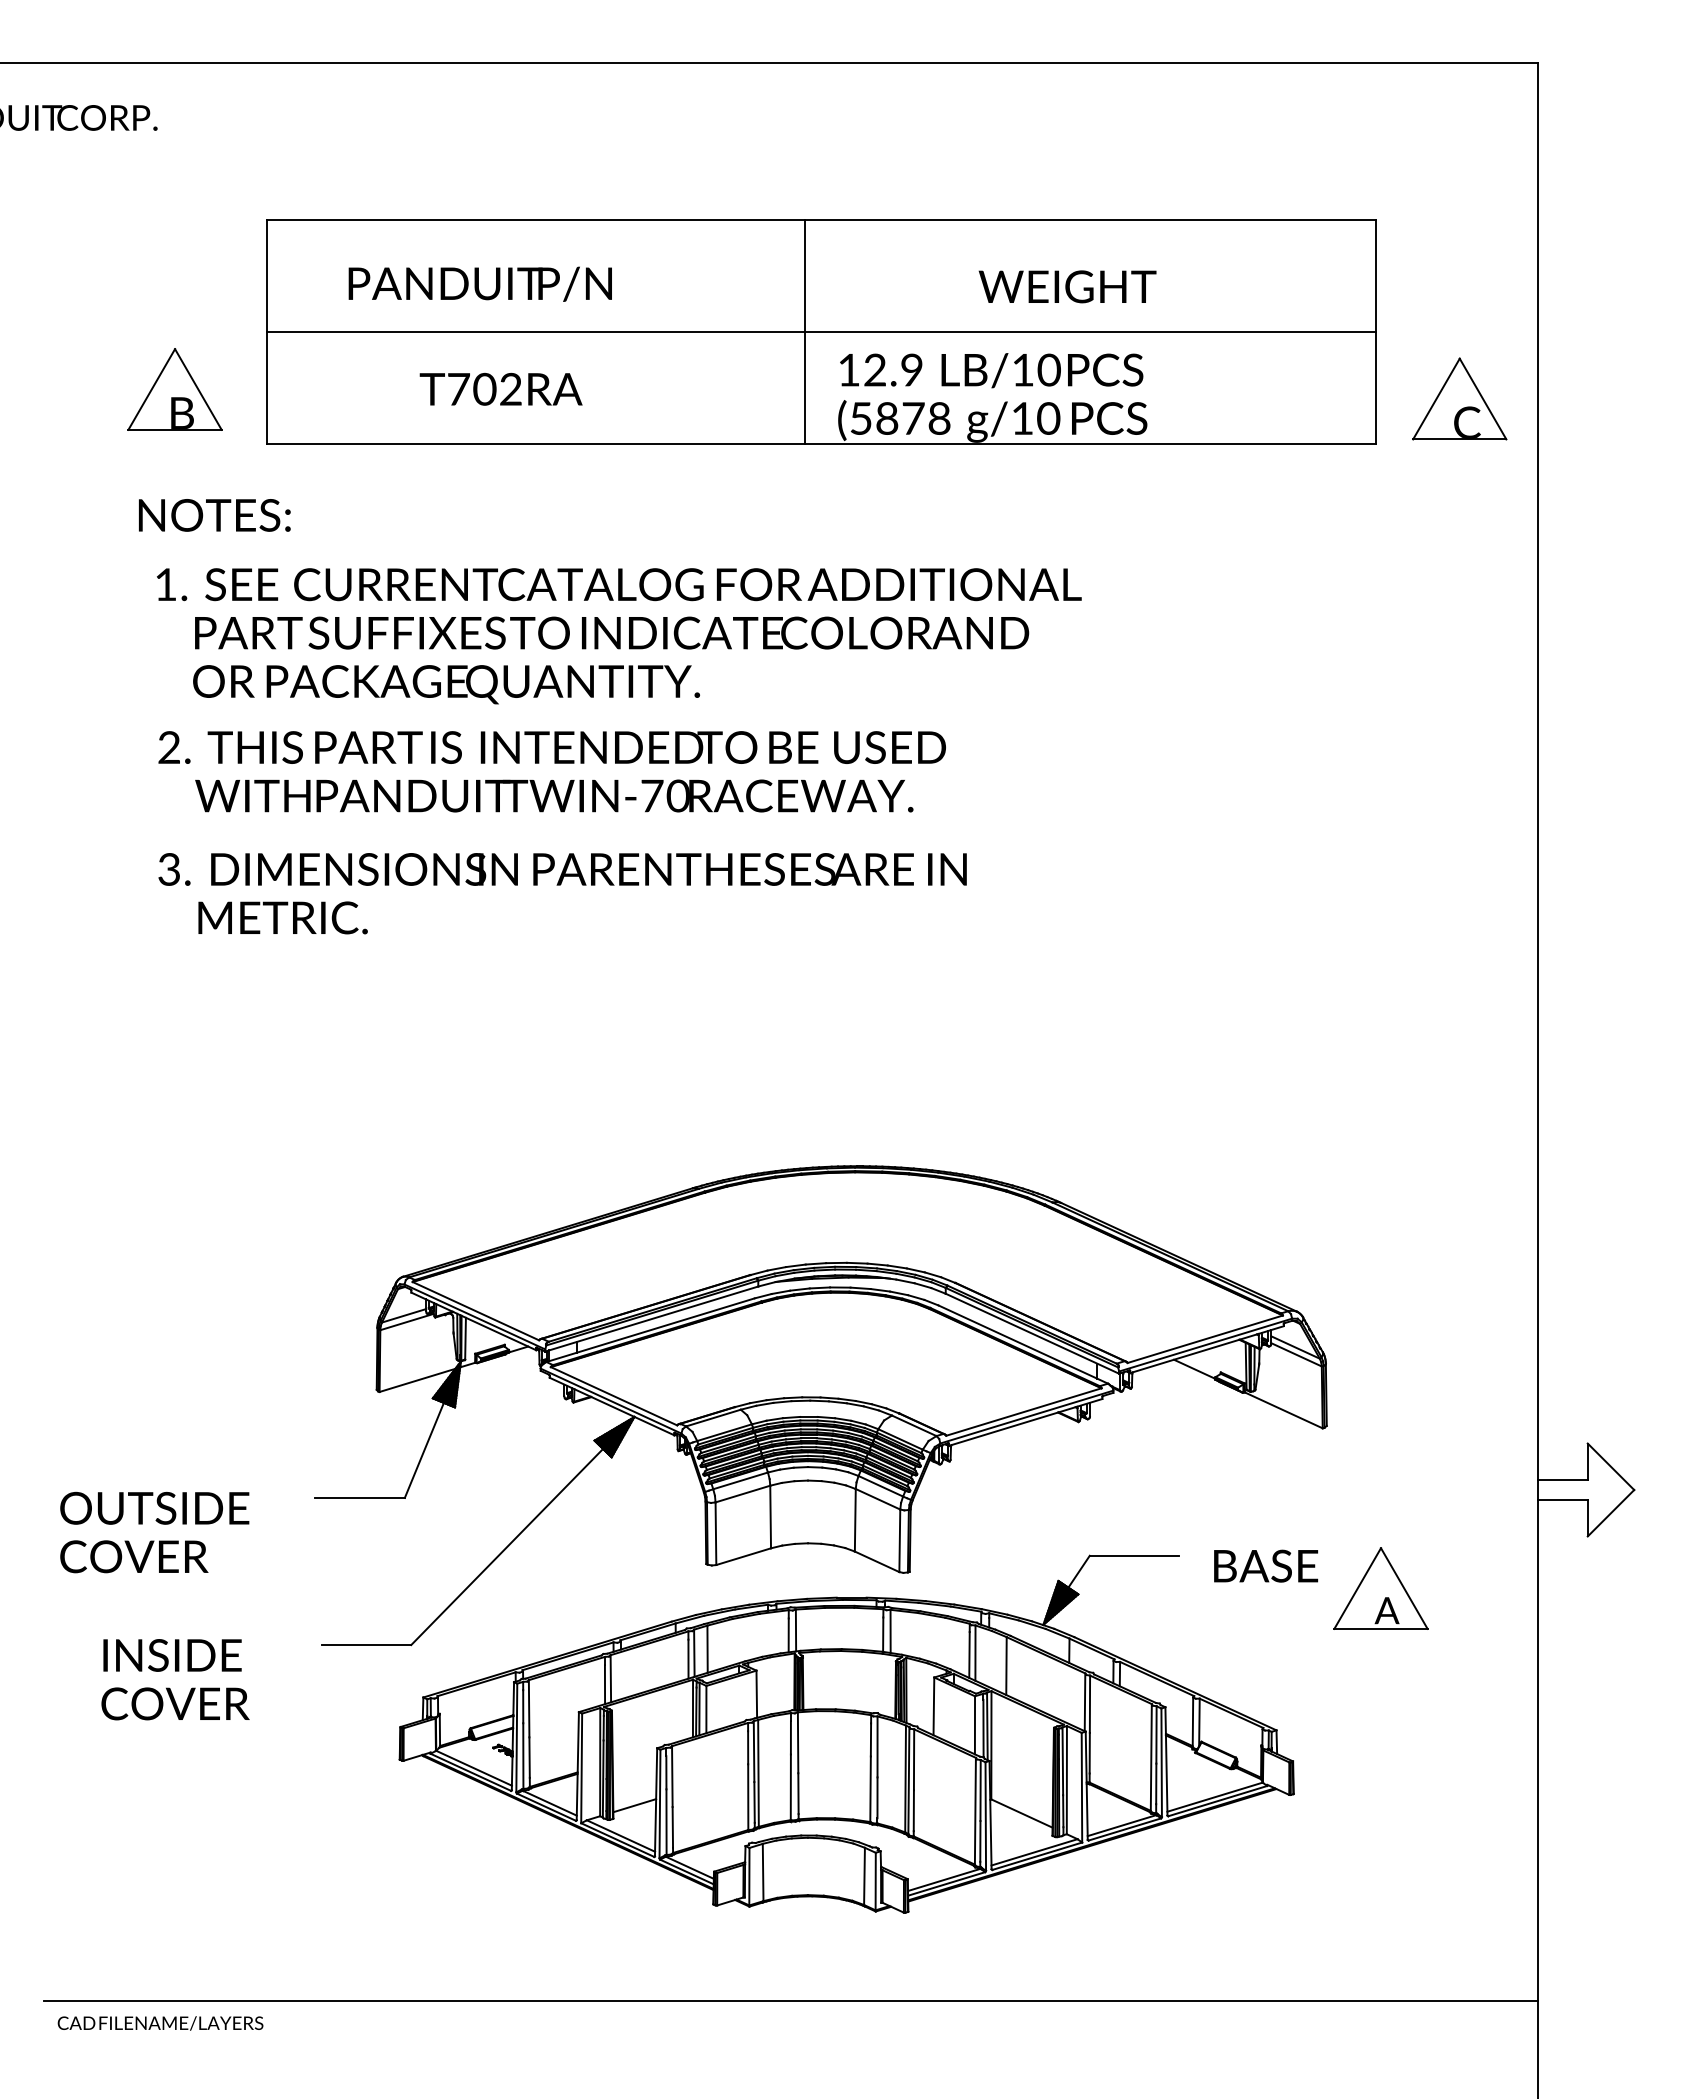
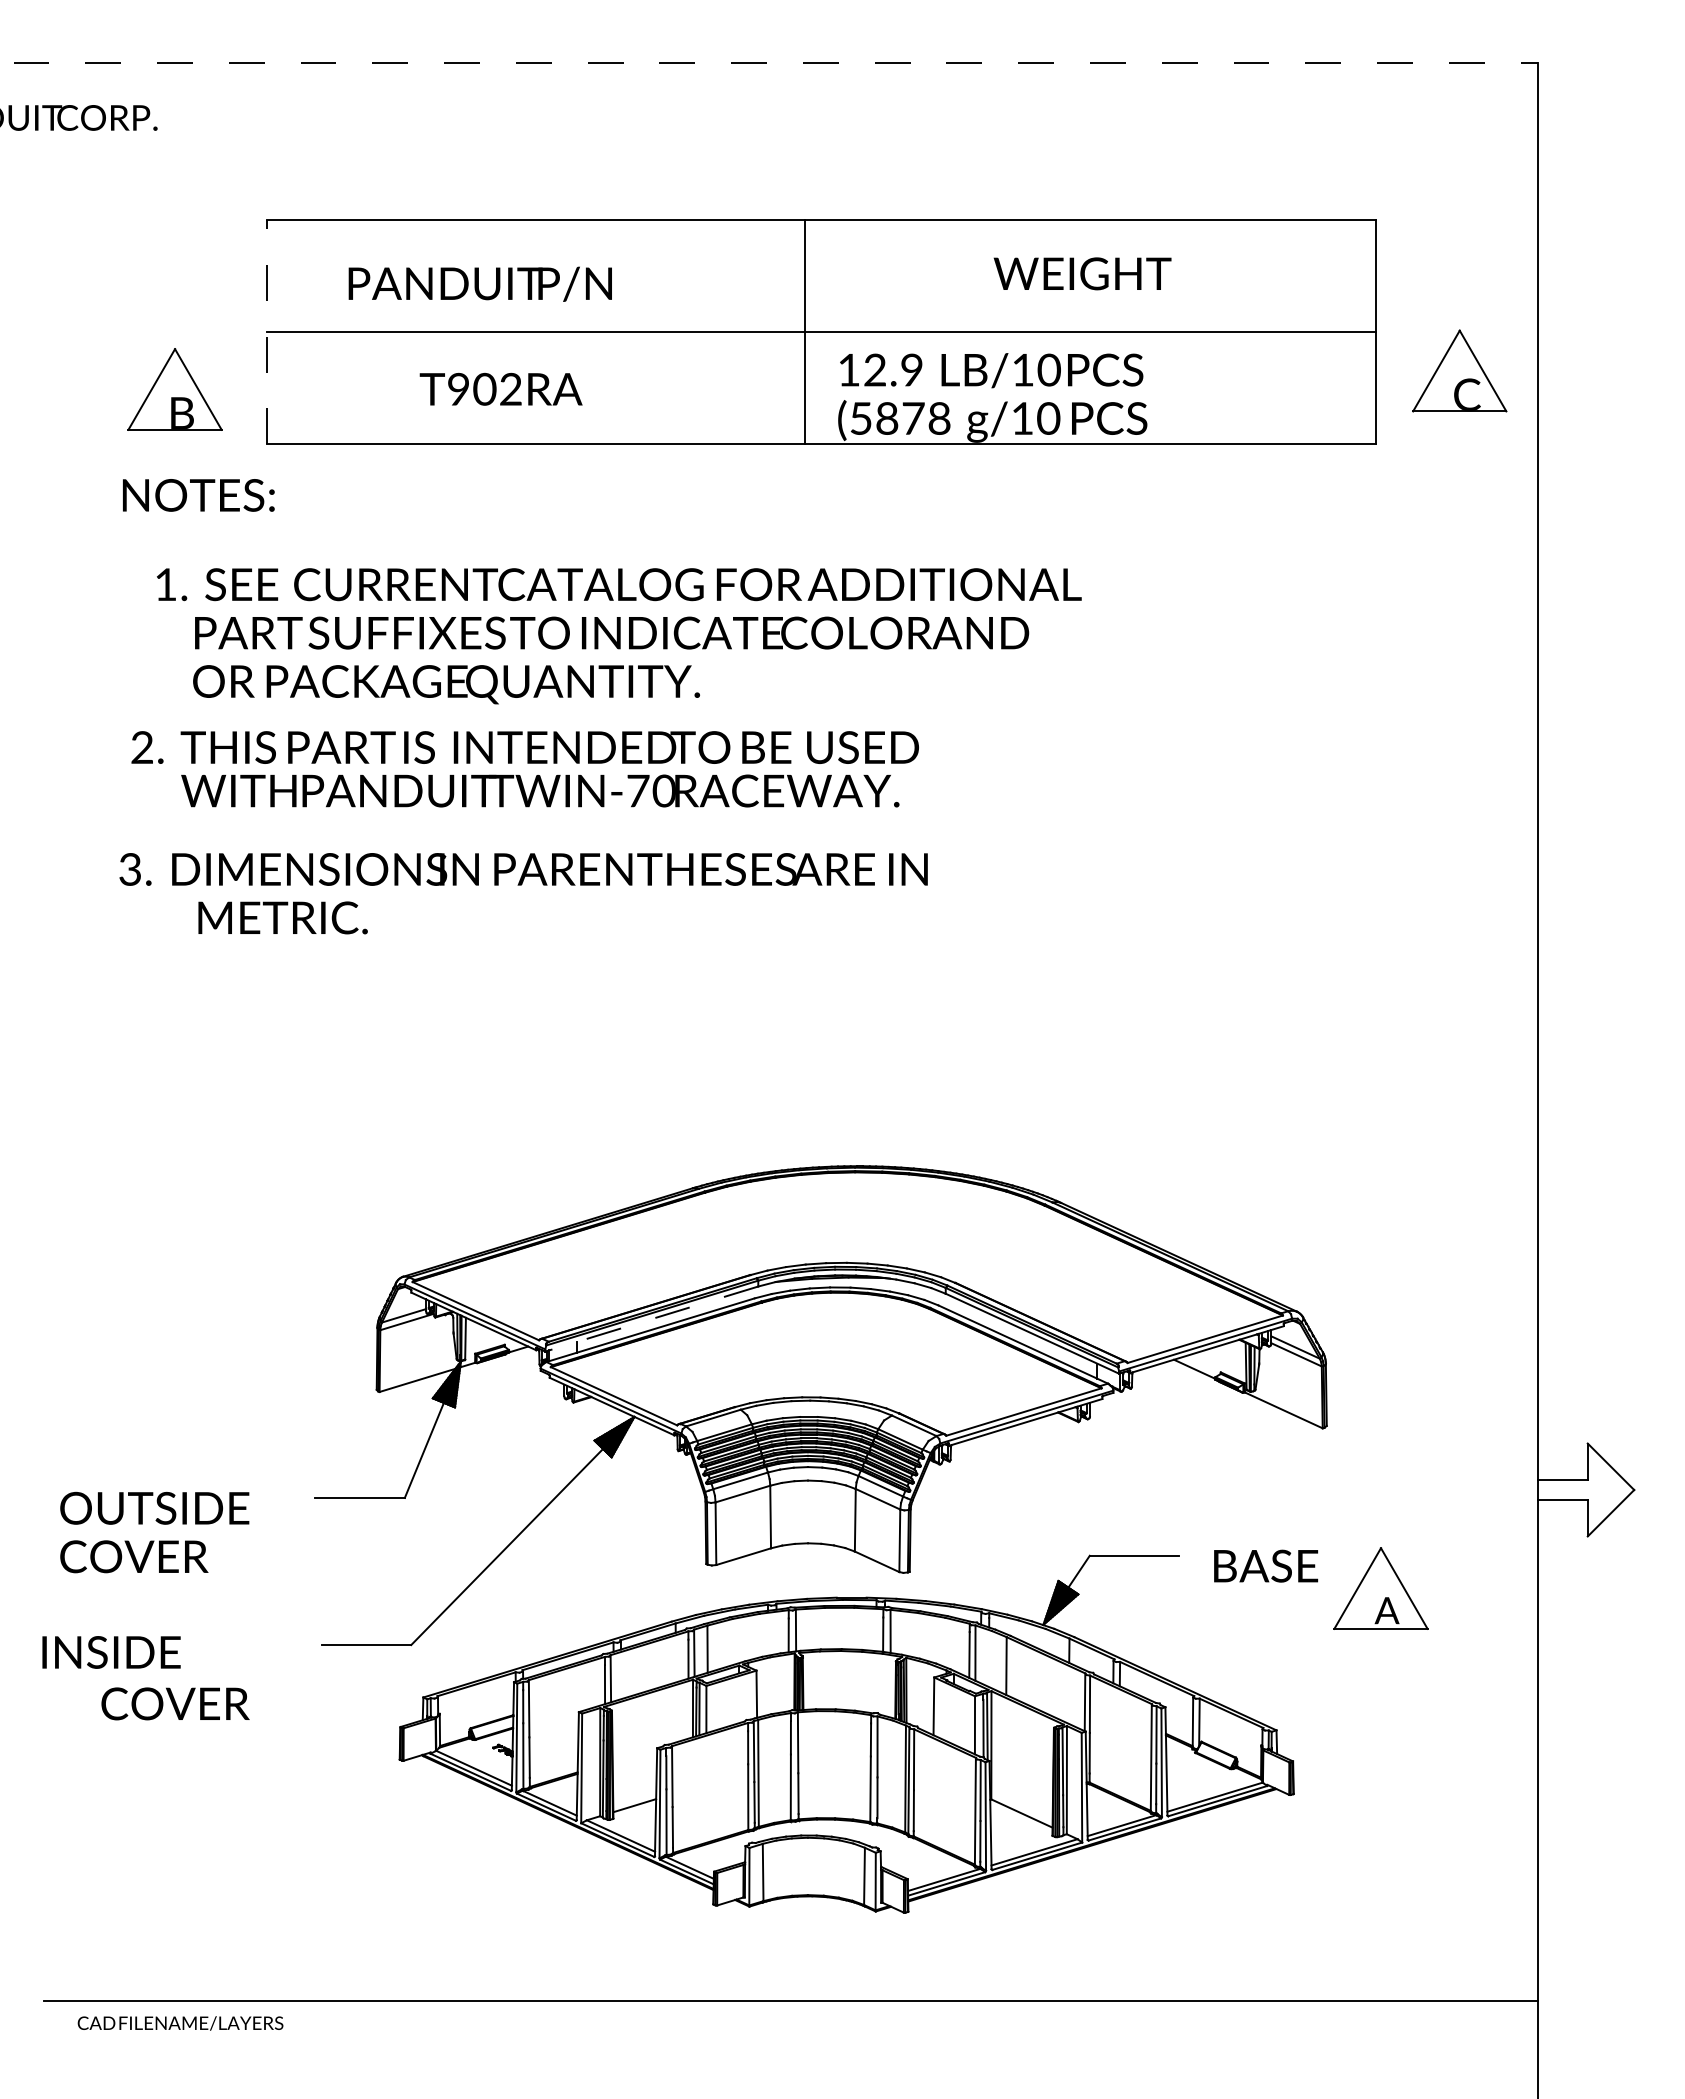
line: solid -> dashed (769, 62)
text position: (1067, 286) -> (1082, 273) (1082, 273)
line: solid -> dashed (266, 331)
text: T702RA -> T902RA (458, 388)
part position: (1459, 398) -> (1459, 370) (1459, 370)
text position: (214, 515) -> (198, 495) (198, 495)
text position: (551, 747) -> (524, 747) (524, 747)
text position: (554, 795) -> (540, 790) (540, 790)
text position: (562, 869) -> (523, 869) (523, 869)
line: solid -> dashed (651, 1319)
text position: (172, 1655) -> (111, 1652) (111, 1652)
text position: (160, 2023) -> (180, 2023) (180, 2023)
